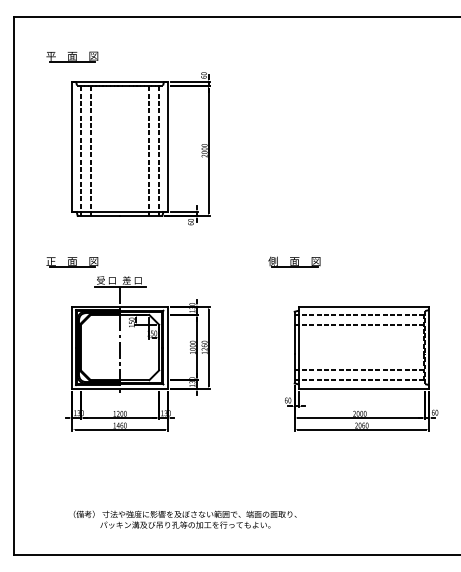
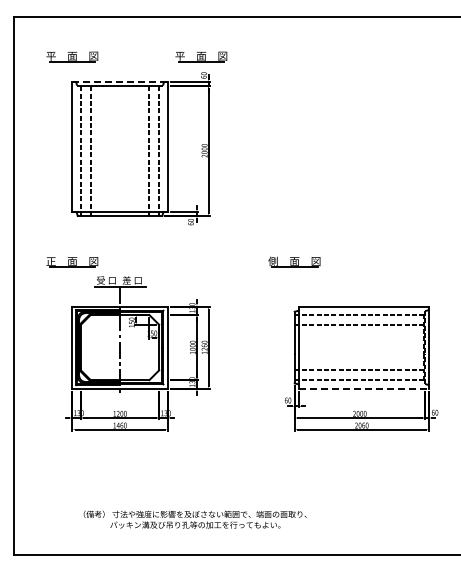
part: none -> present (201, 56)
line: solid -> dashed (120, 81)
line: solid -> dashed (364, 388)
text position: (184, 519) -> (194, 519) (194, 519)
